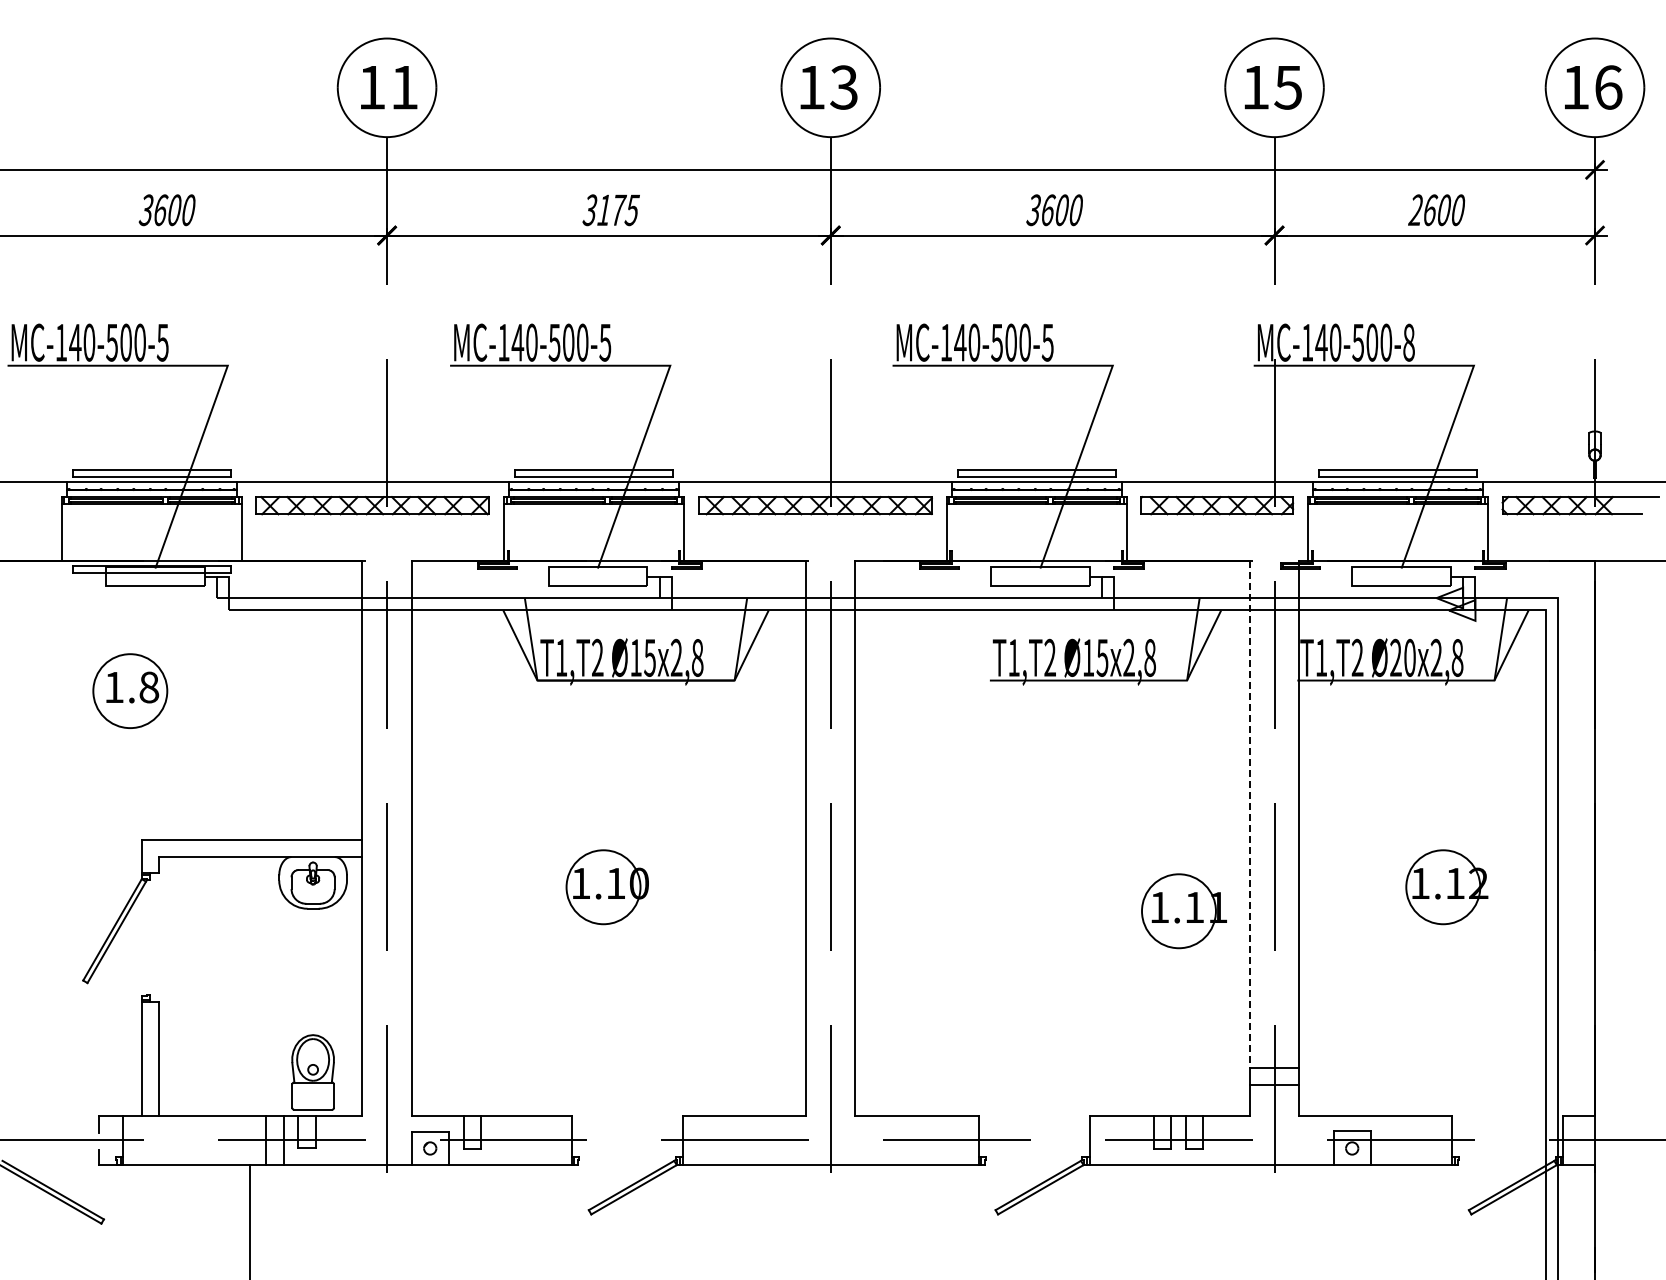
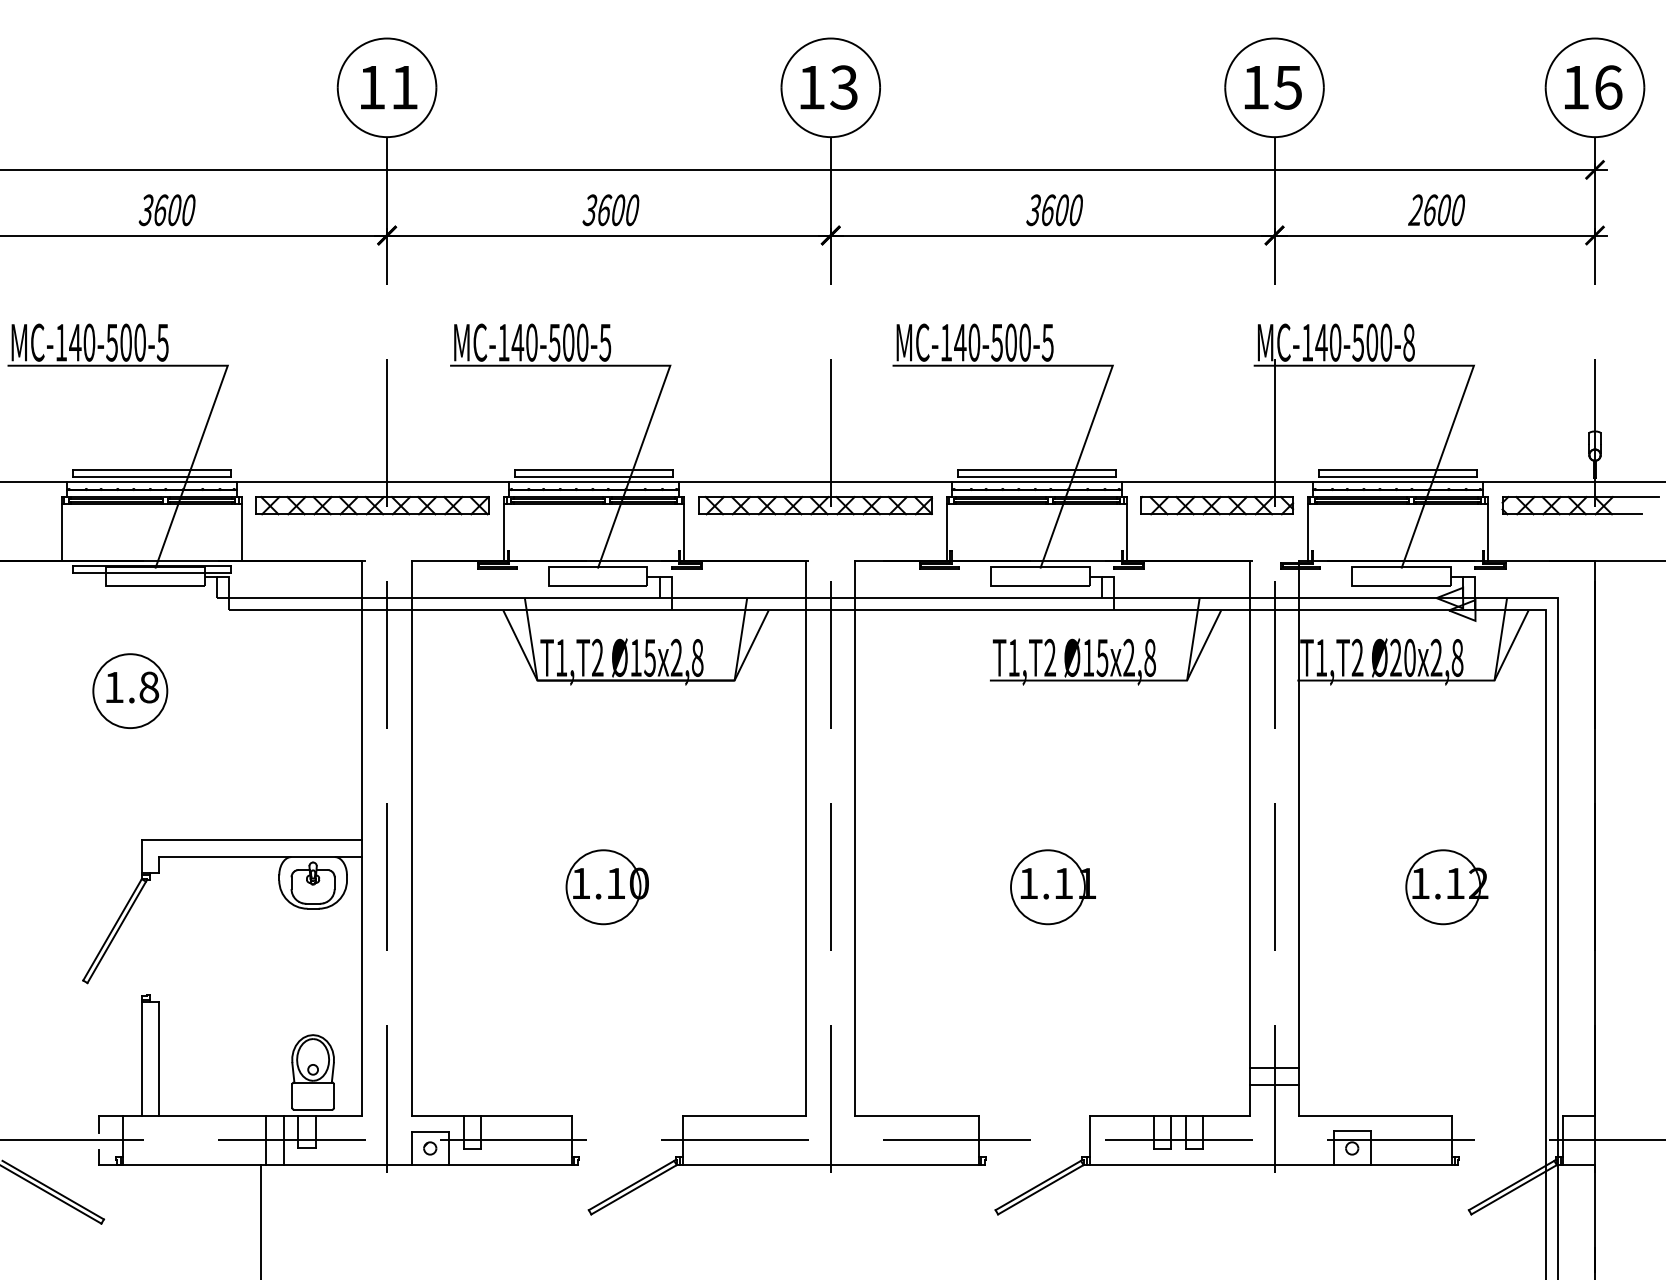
text: 3175 -> 3600 (618, 210)
line: dashed -> solid (1249, 814)
part position: (1183, 911) -> (1052, 887) (1052, 887)
line position: (250, 1220) -> (261, 1220) (261, 1220)
